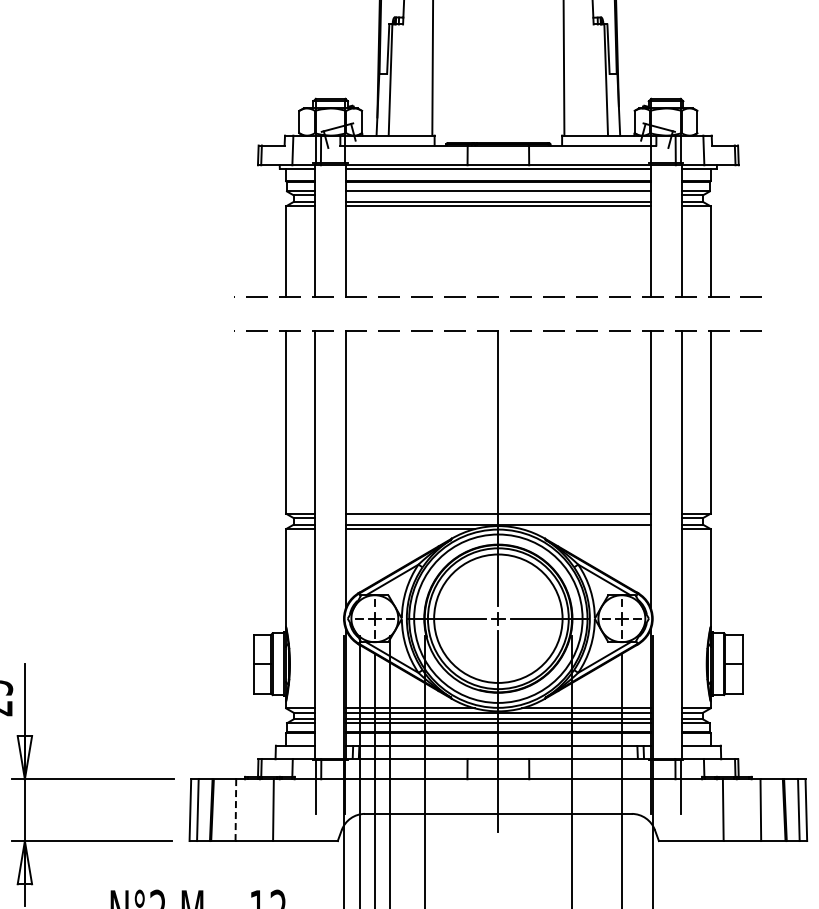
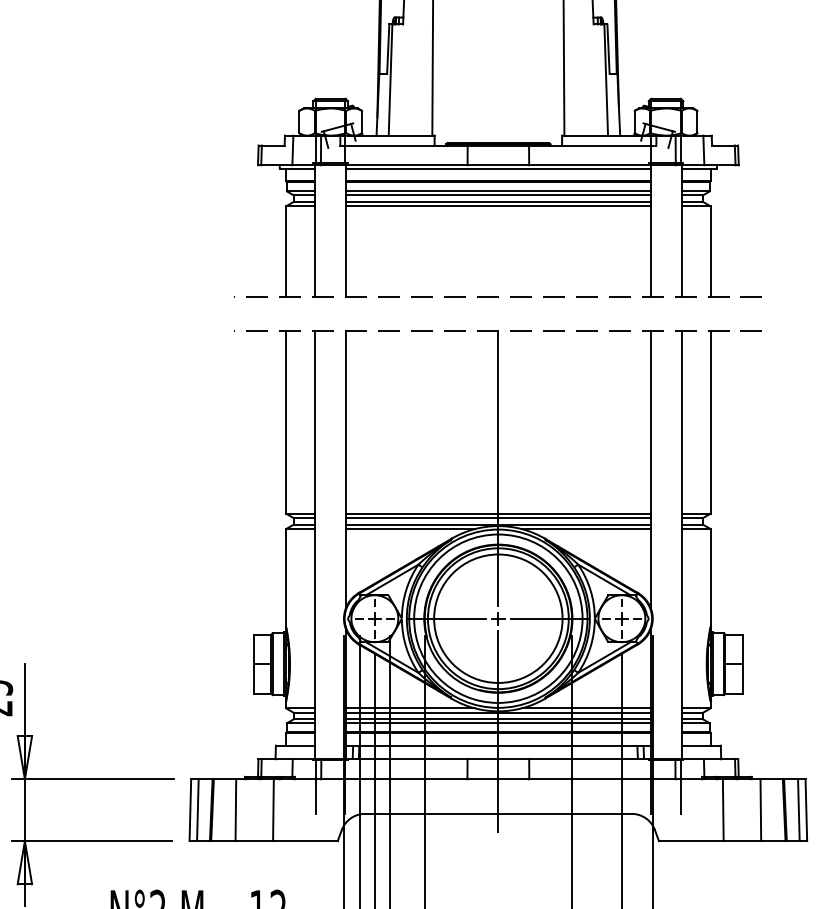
line: none -> present (498, 195)
line: none -> present (498, 518)
line: none -> present (585, 529)
line: dashed -> solid (235, 810)
